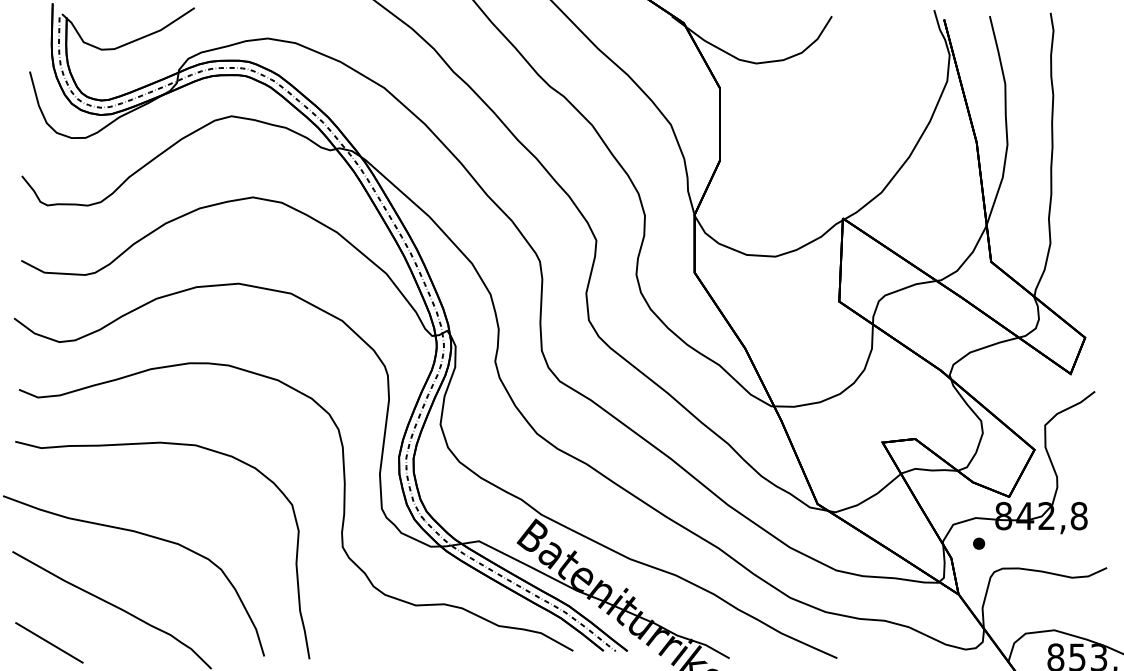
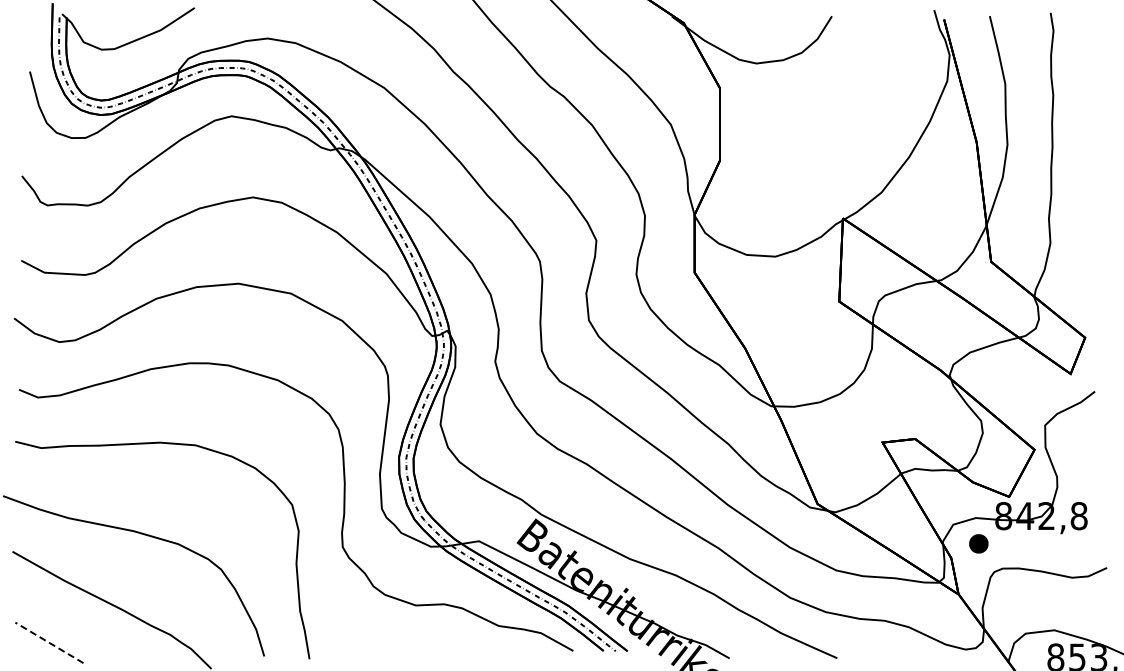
part size: 13x13 px -> 20x20 px (978, 543)
line: solid -> dashed (49, 642)
